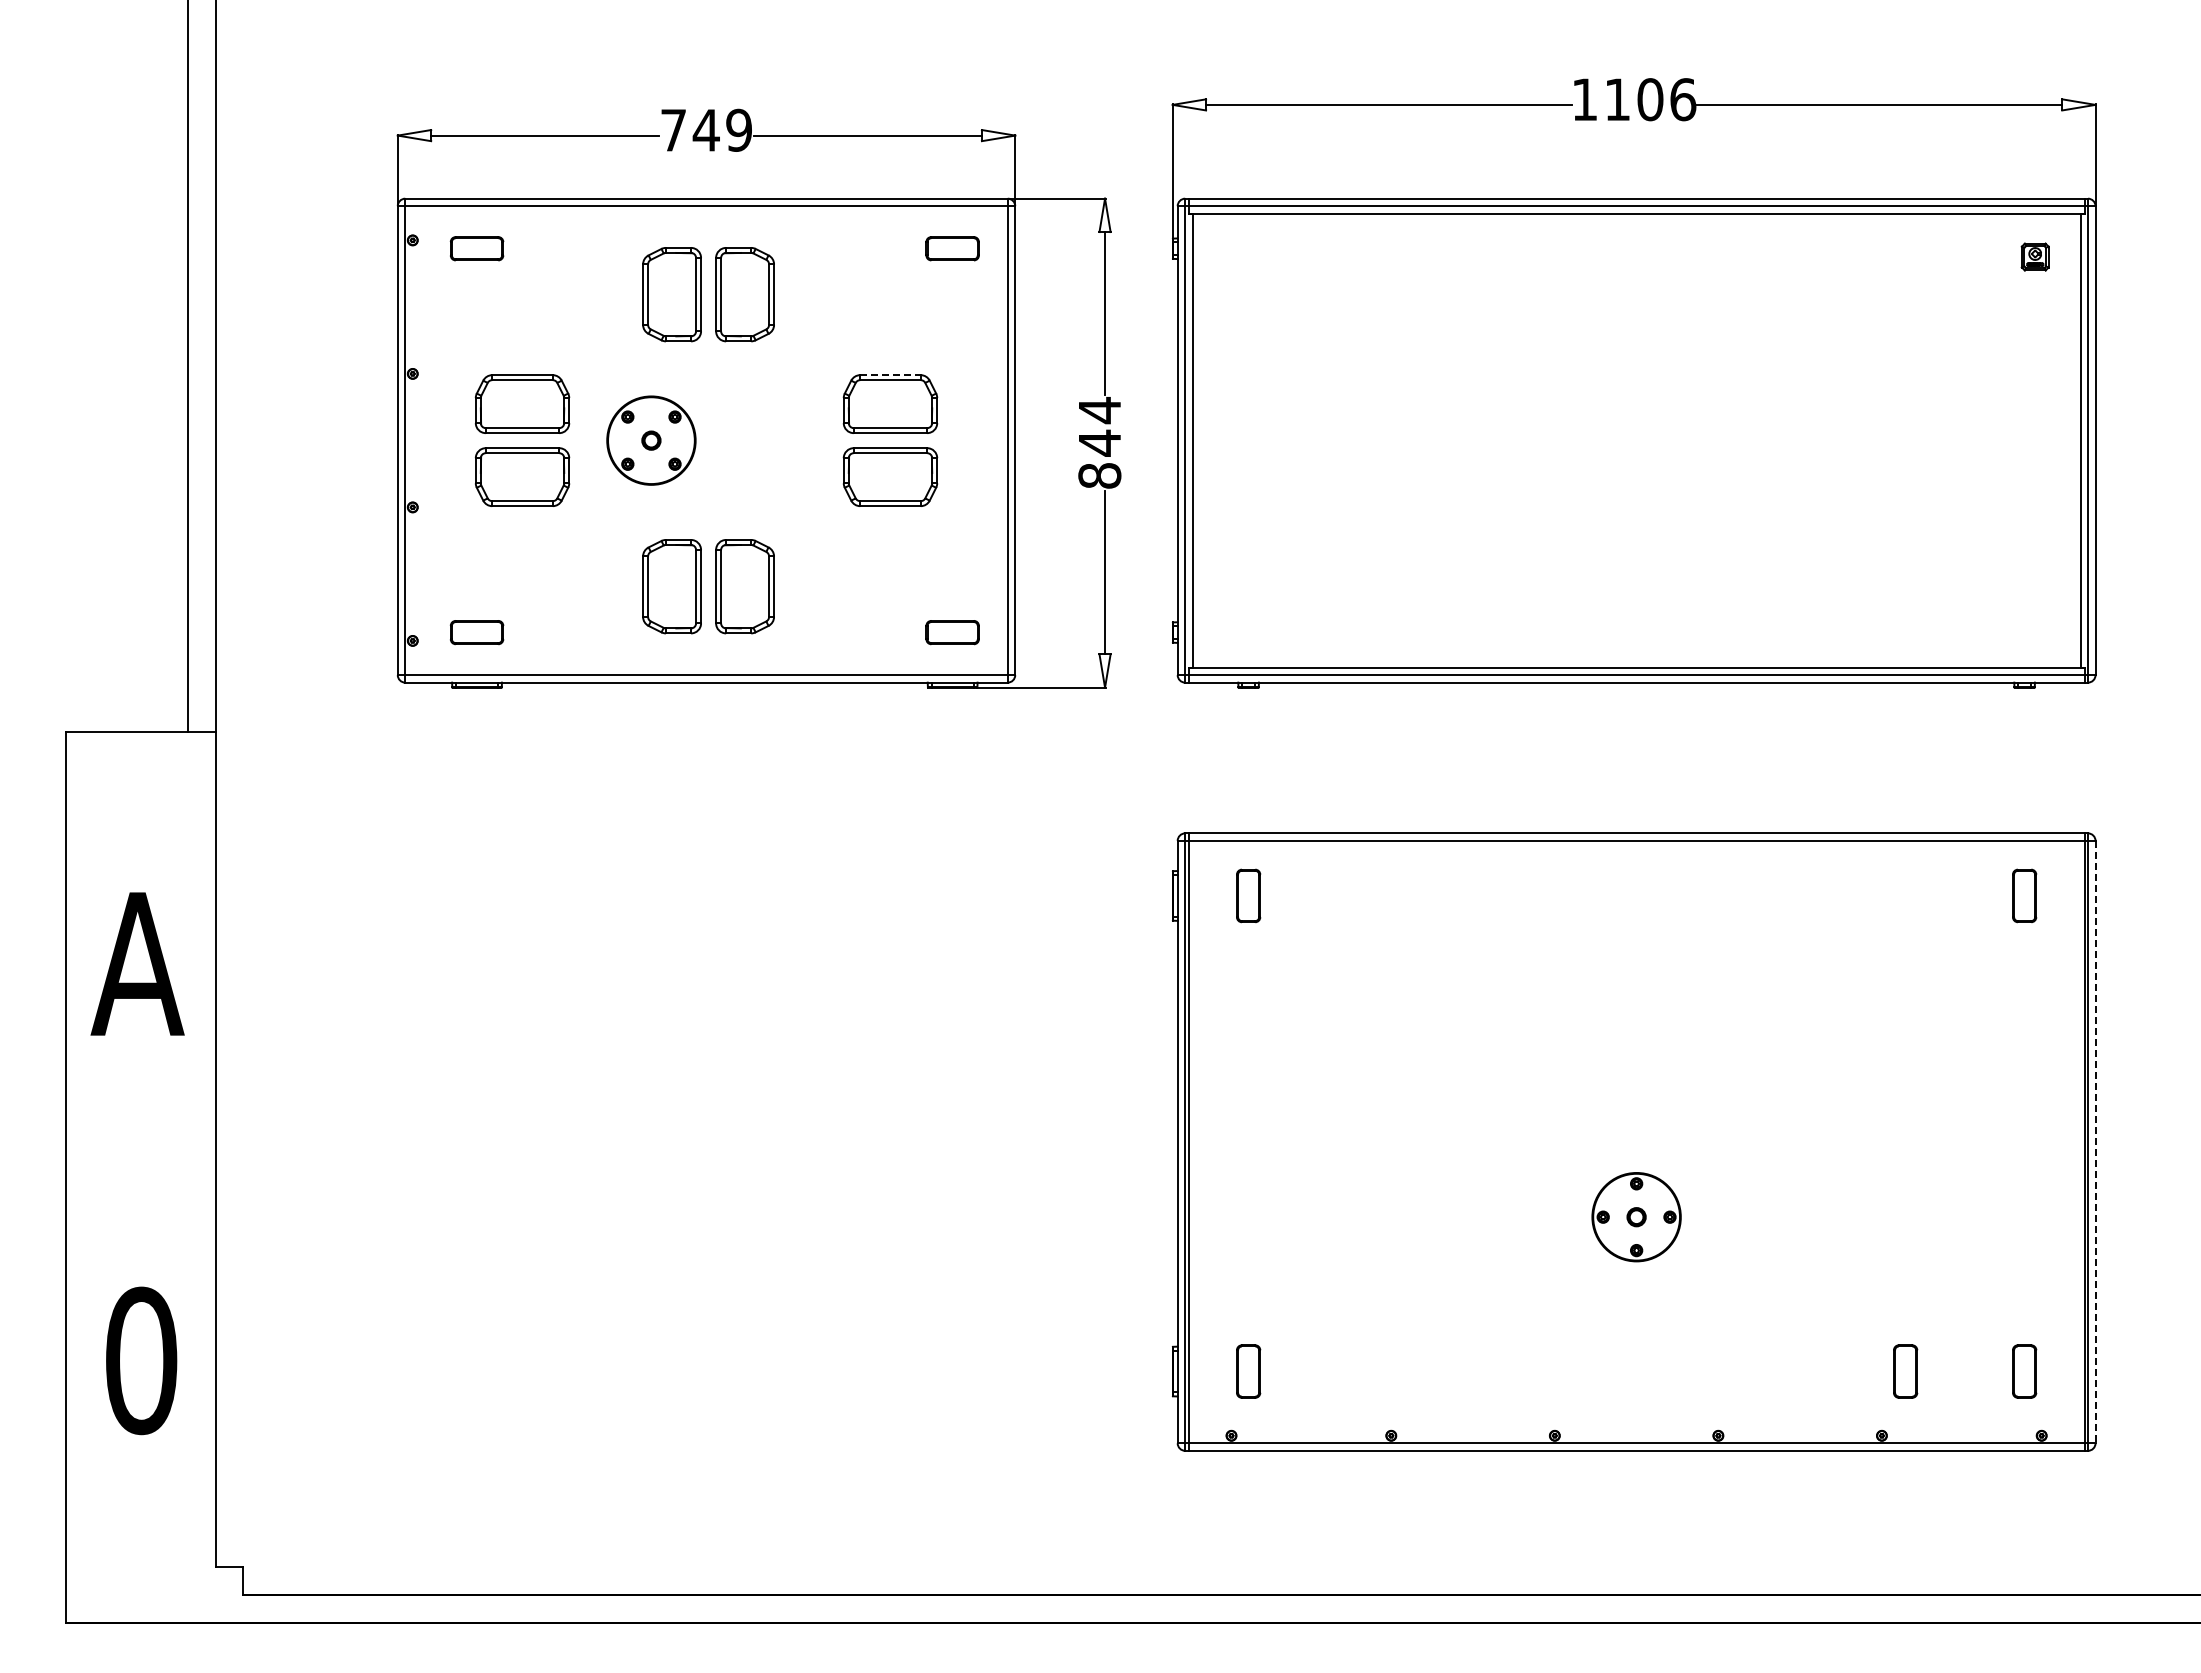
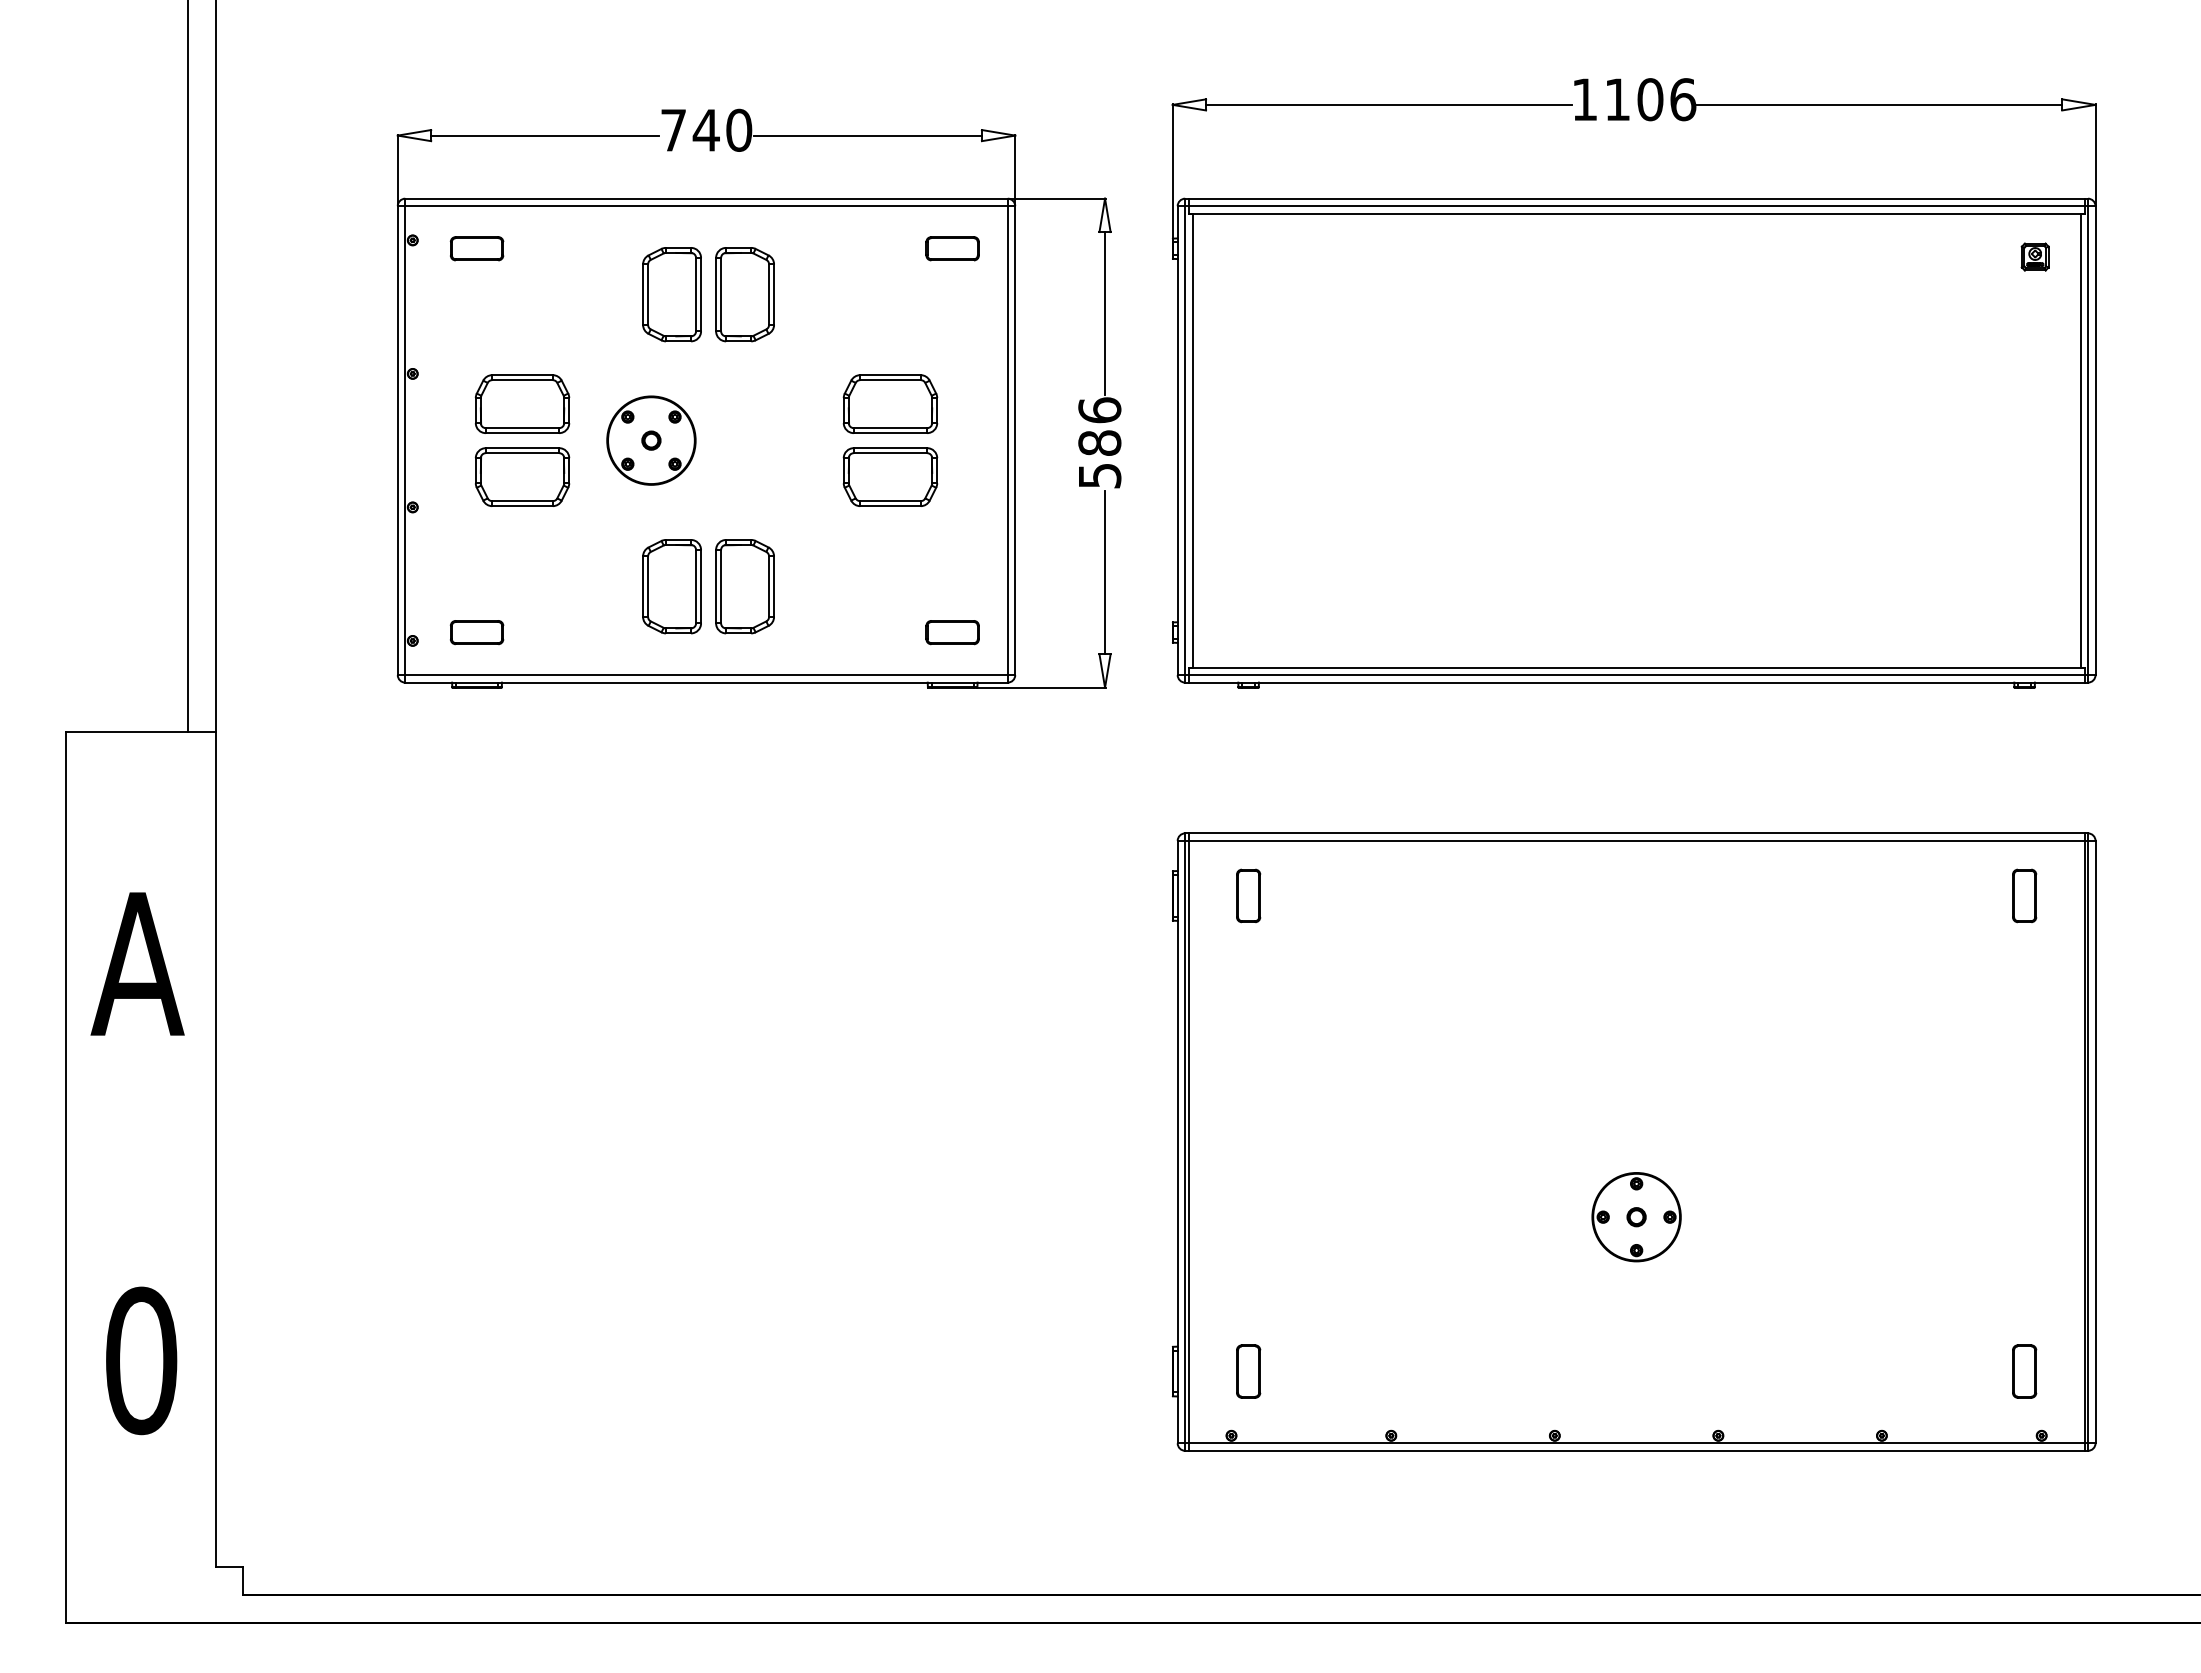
text: 749 -> 740 (739, 130)
line: dashed -> solid (890, 375)
text: 844 -> 586 (1099, 442)
line: dashed -> solid (2095, 1142)
part: present -> none (1905, 1371)
